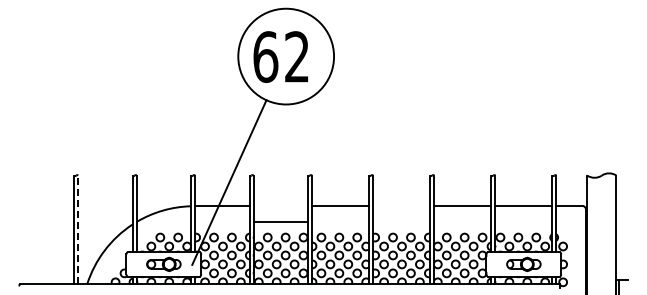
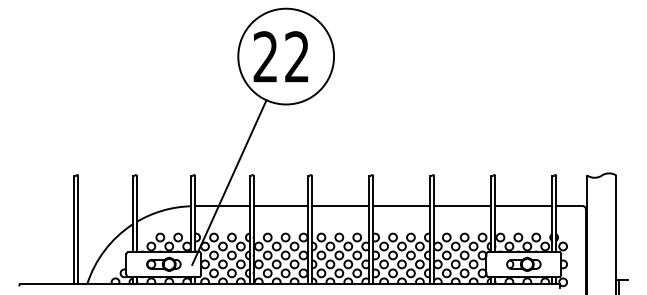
text: 62 -> 22 (265, 57)
line: none -> present (401, 206)
line position: (280, 222) -> (280, 206) (280, 206)
line: dashed -> solid (78, 229)
